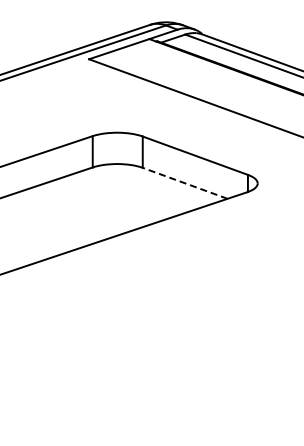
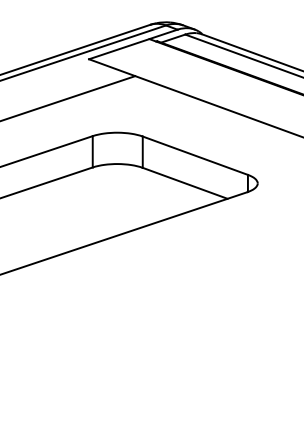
line: none -> present (68, 98)
line: dashed -> solid (184, 183)
